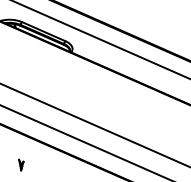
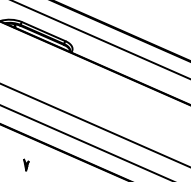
part position: (21, 164) -> (26, 164) (26, 164)
